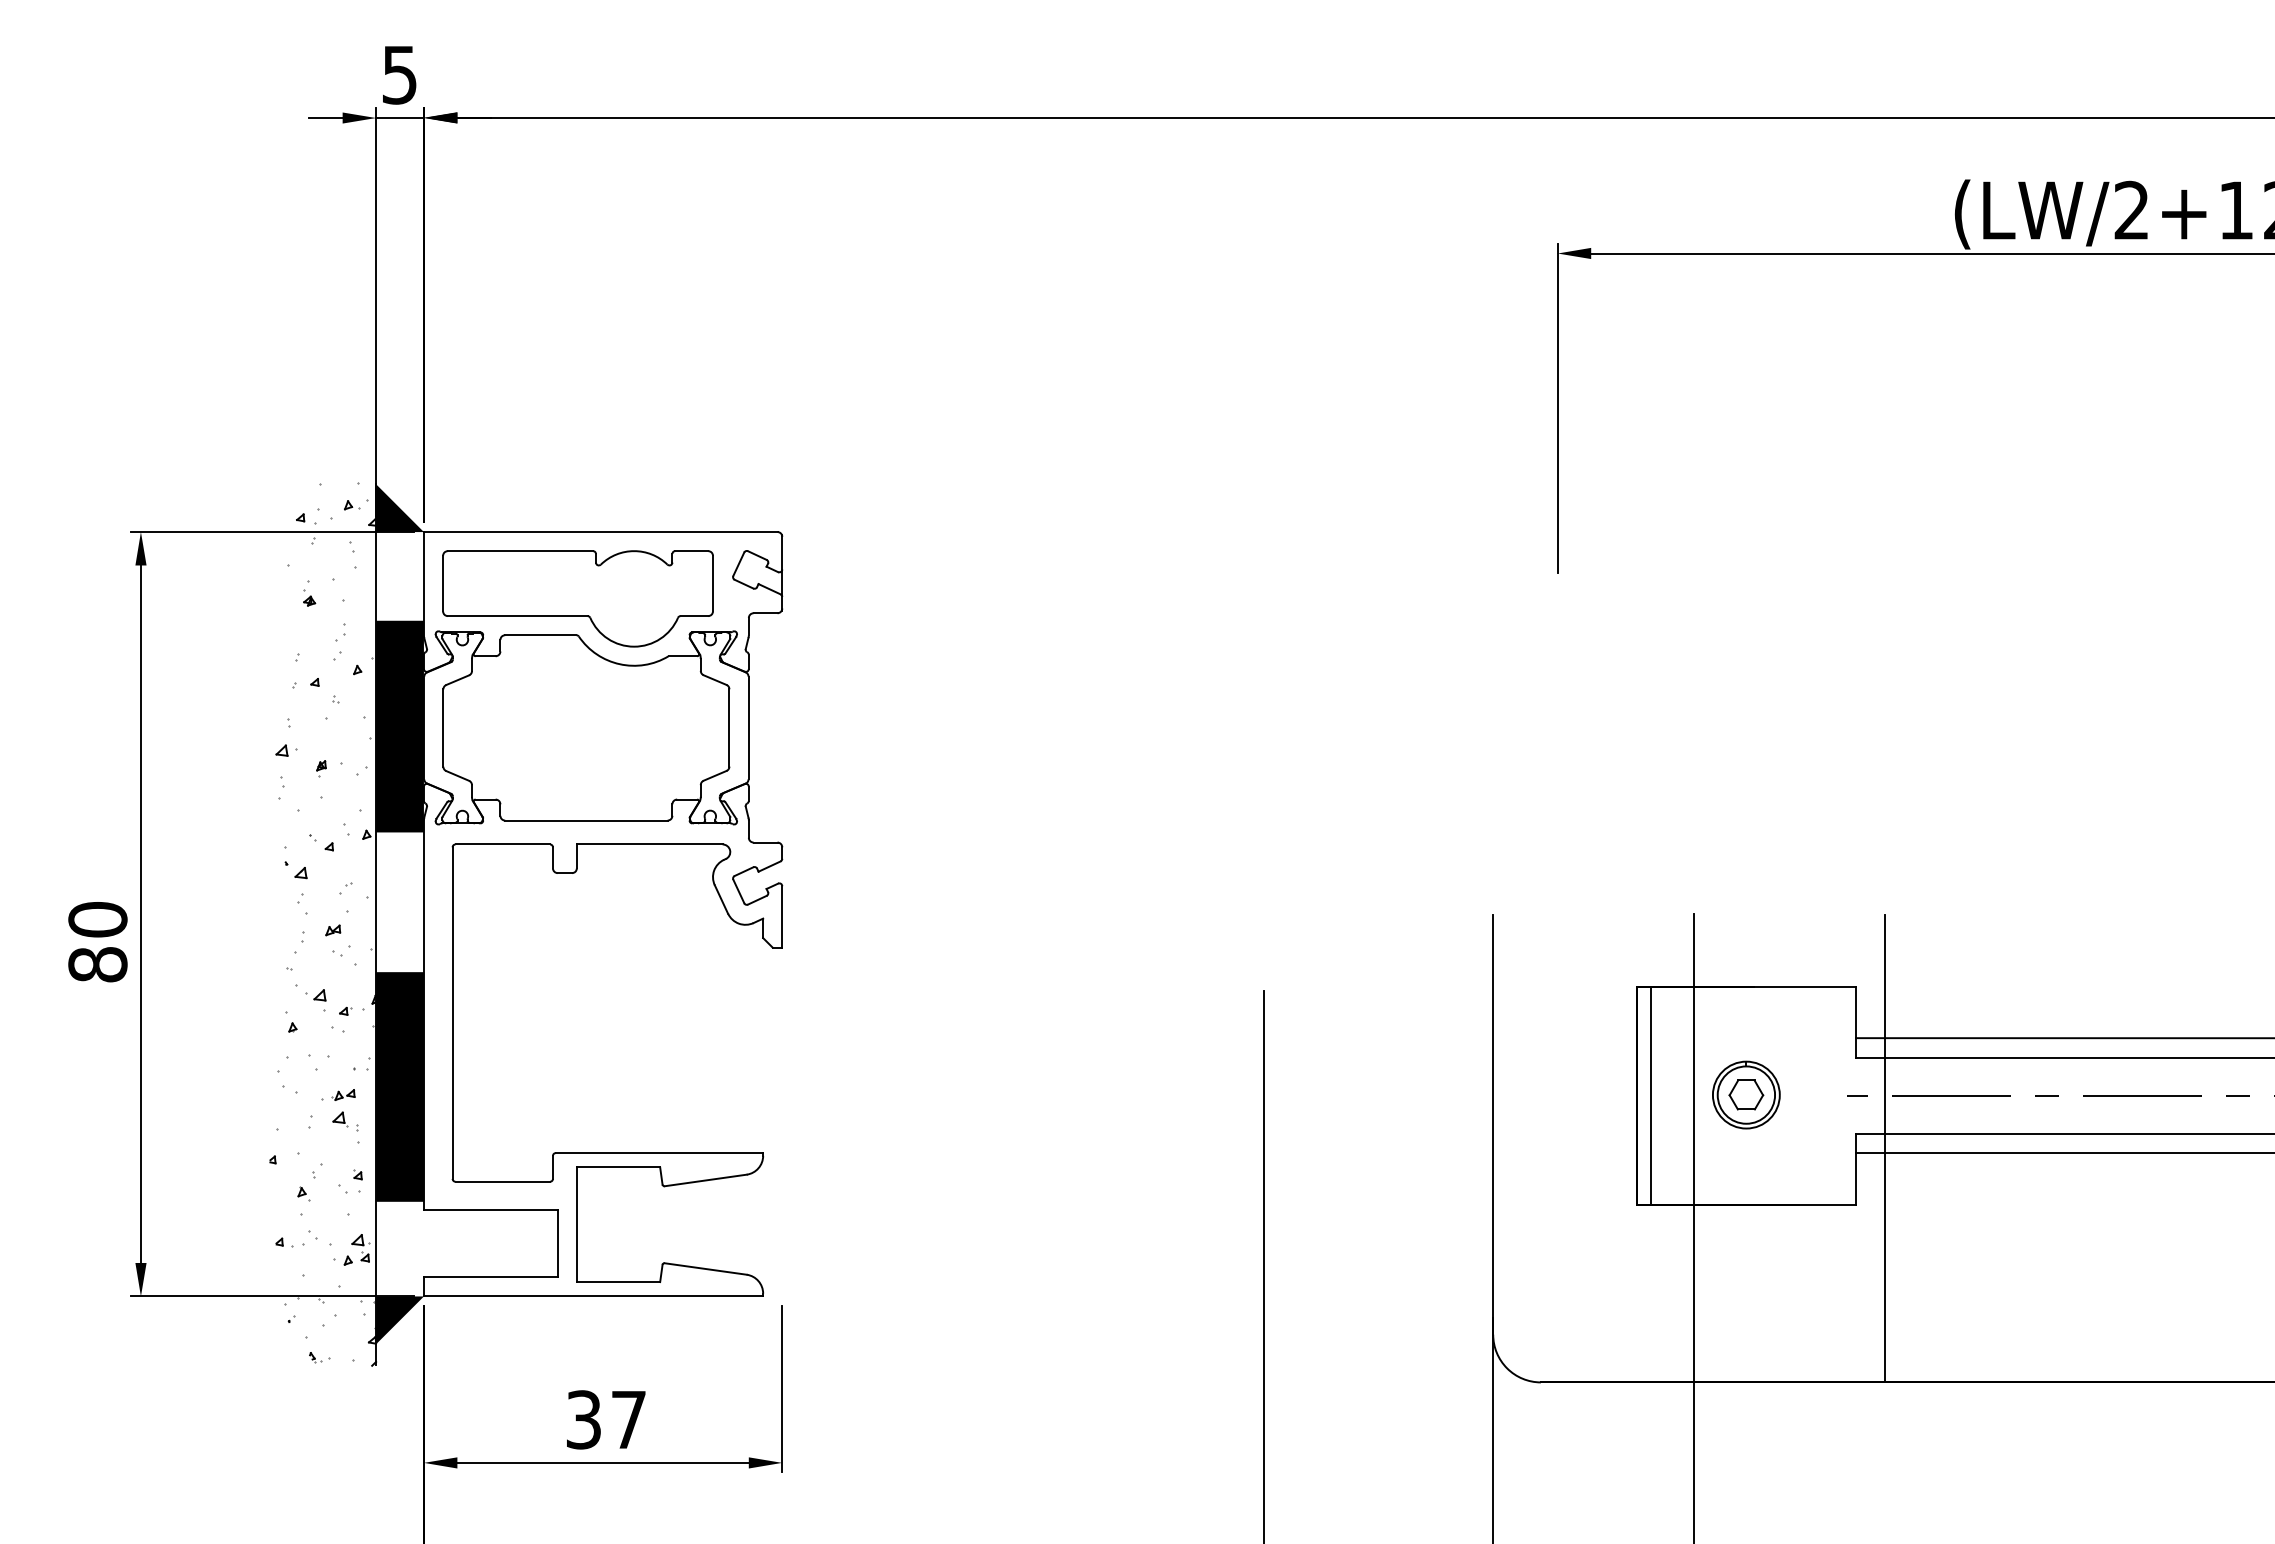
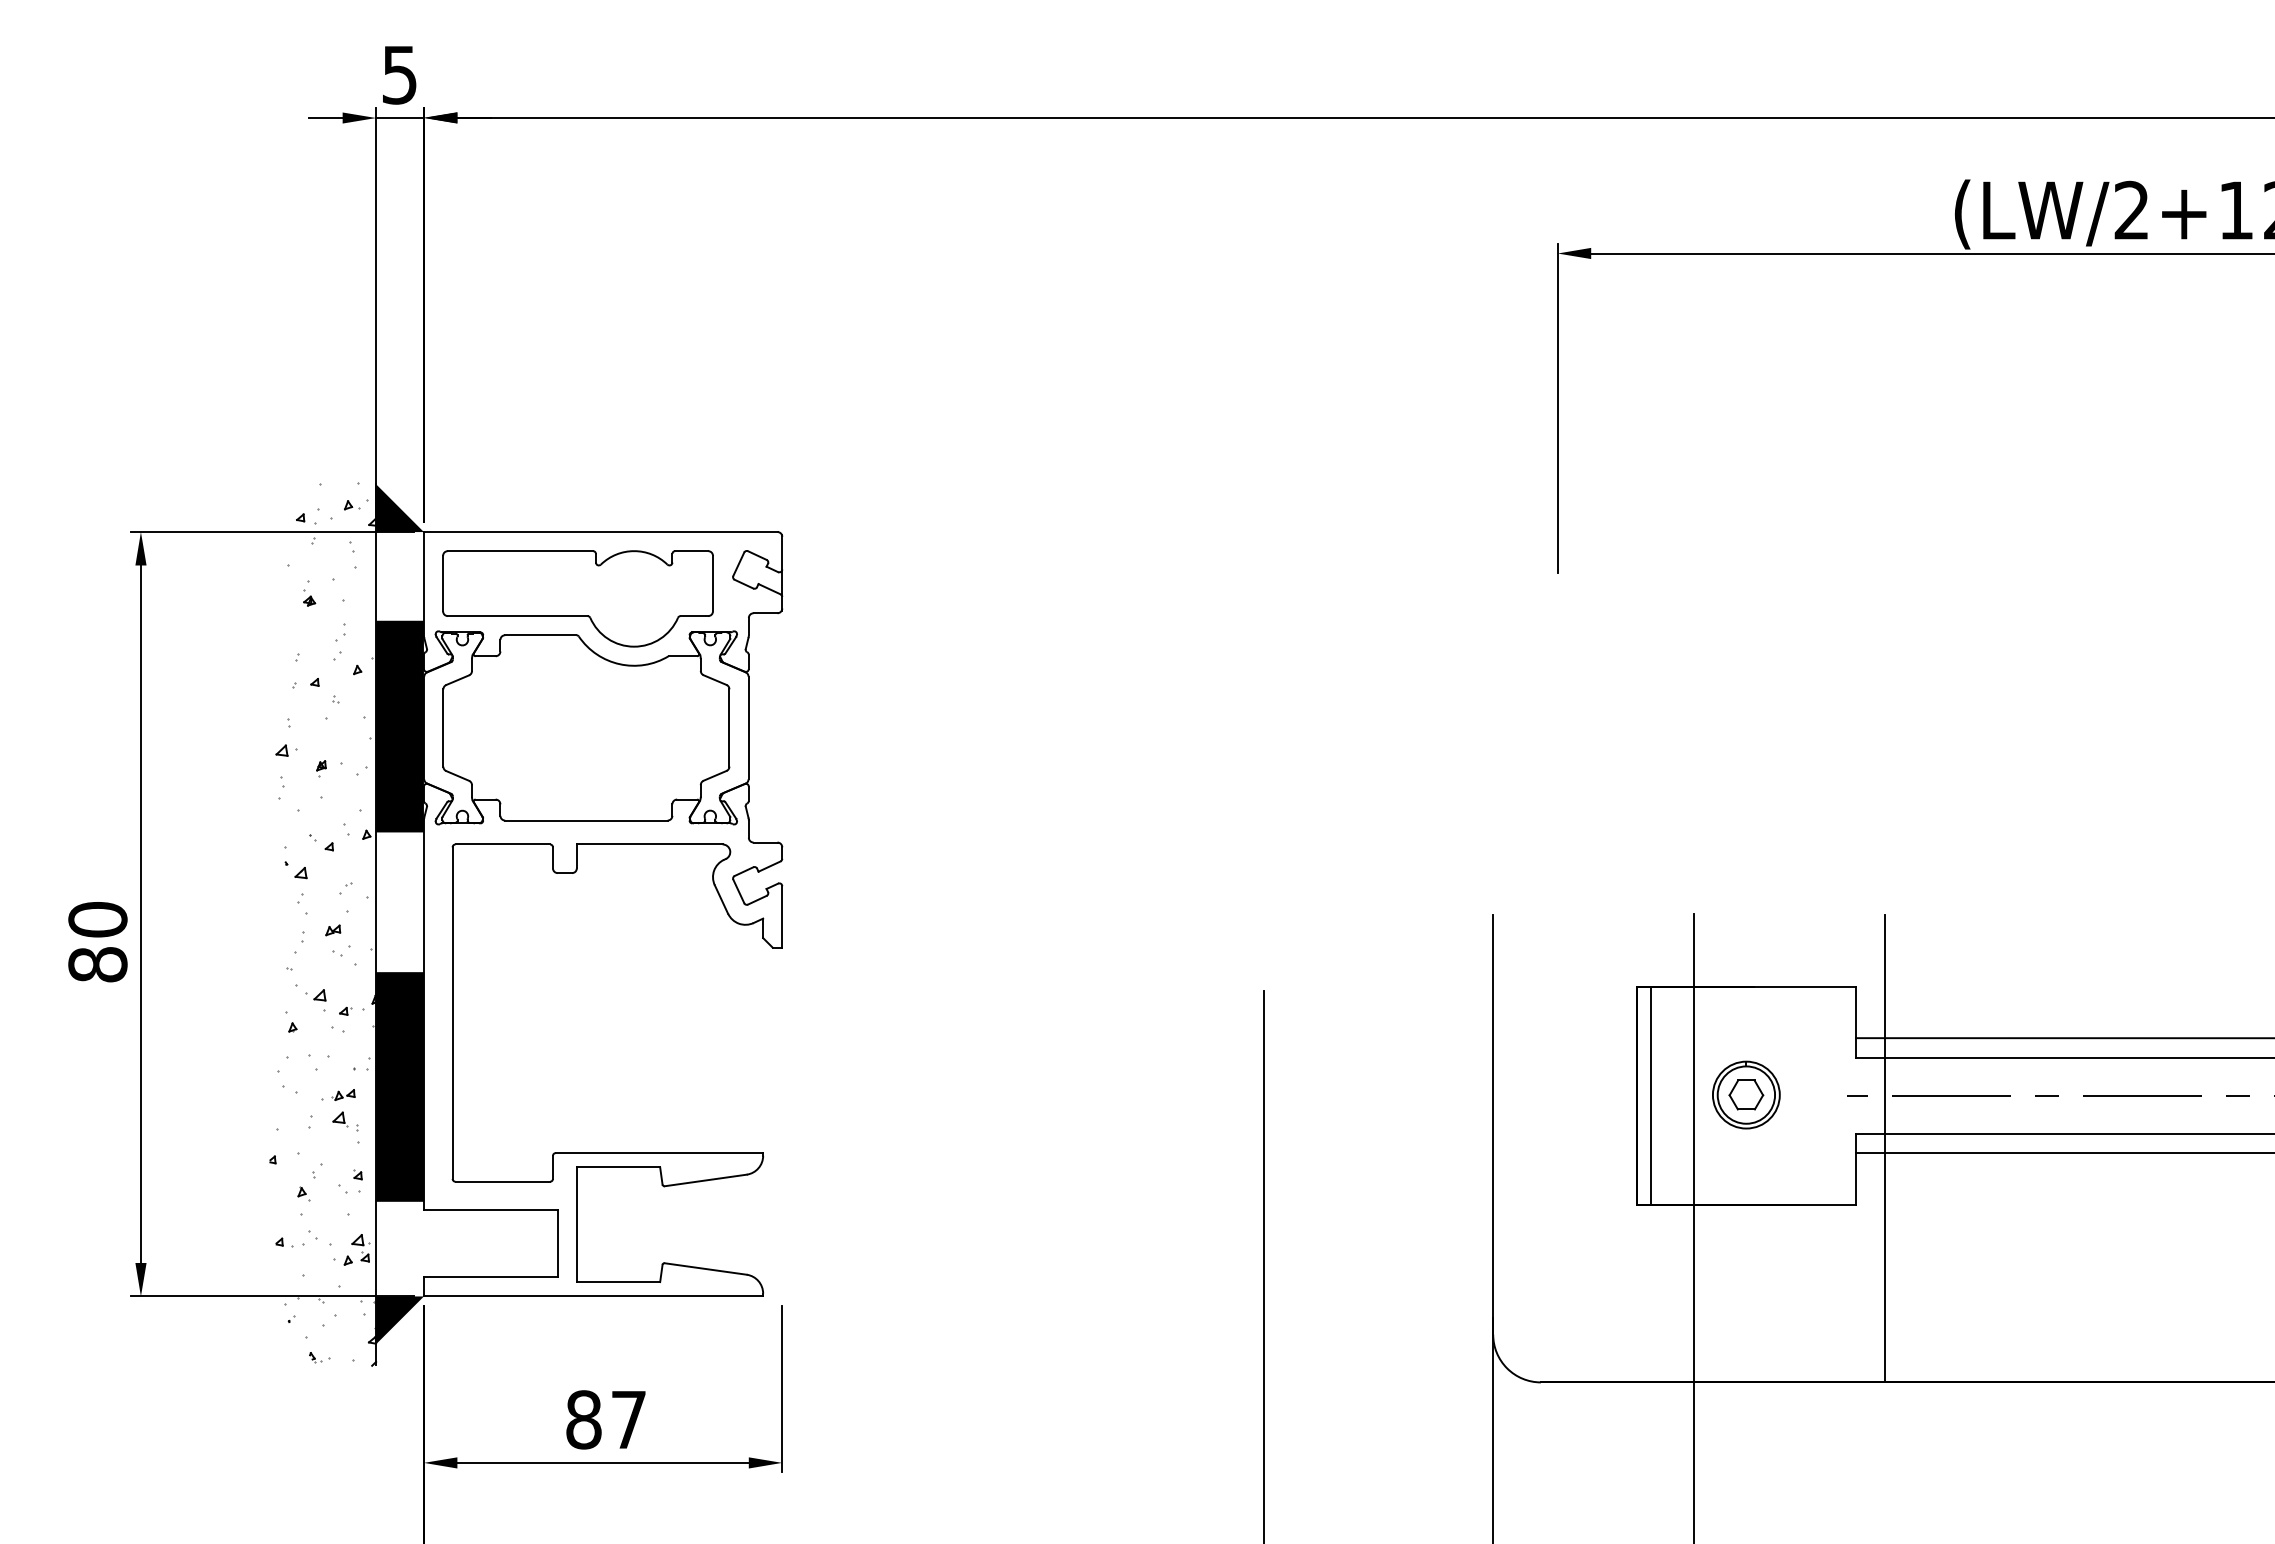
text: 37 -> 87 (583, 1419)
